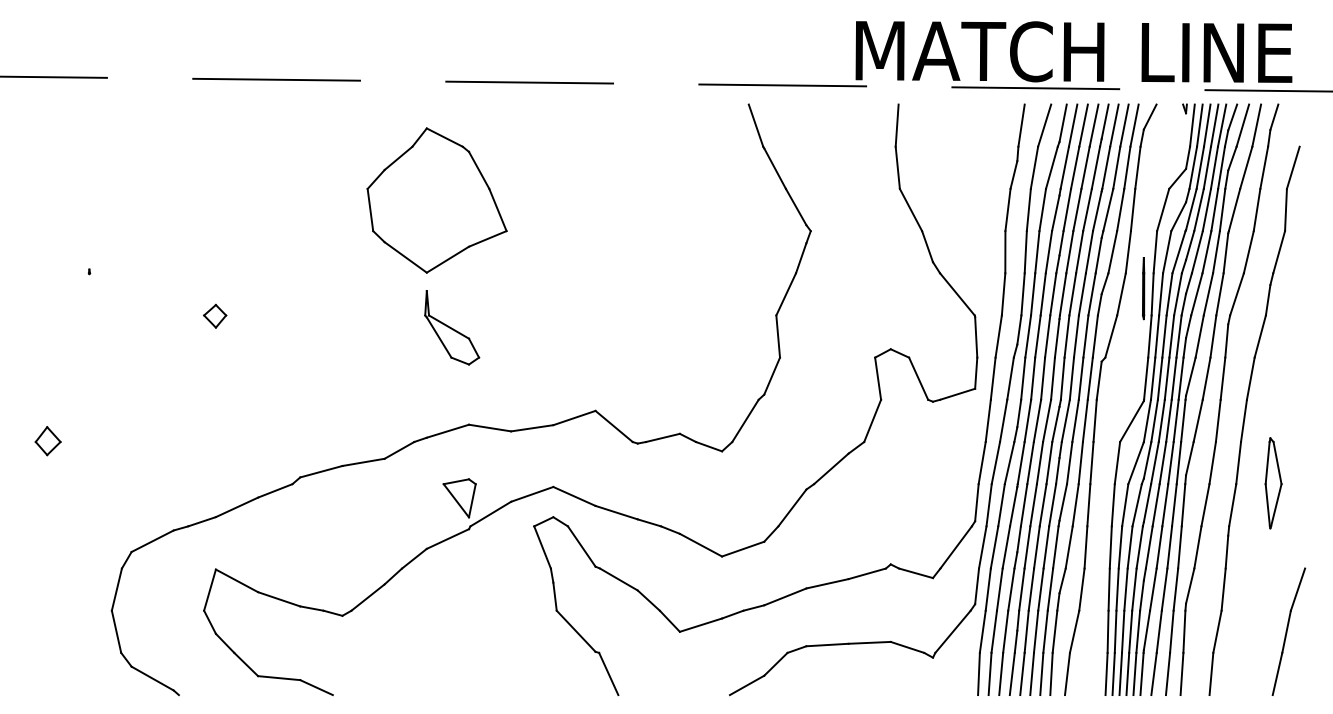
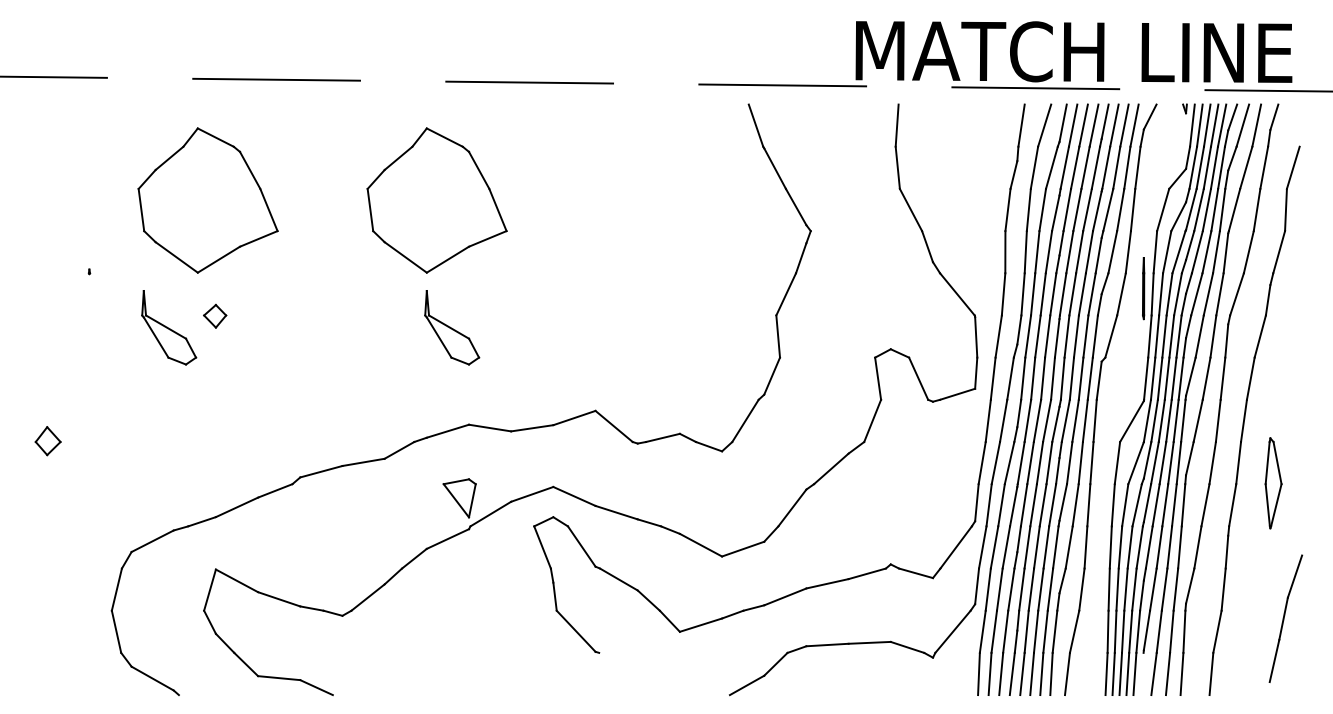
part: none -> present (207, 200)
part: none -> present (169, 327)
part position: (1288, 631) -> (1285, 618) (1285, 618)
line: present -> none (608, 673)
line: present -> none (1141, 673)
